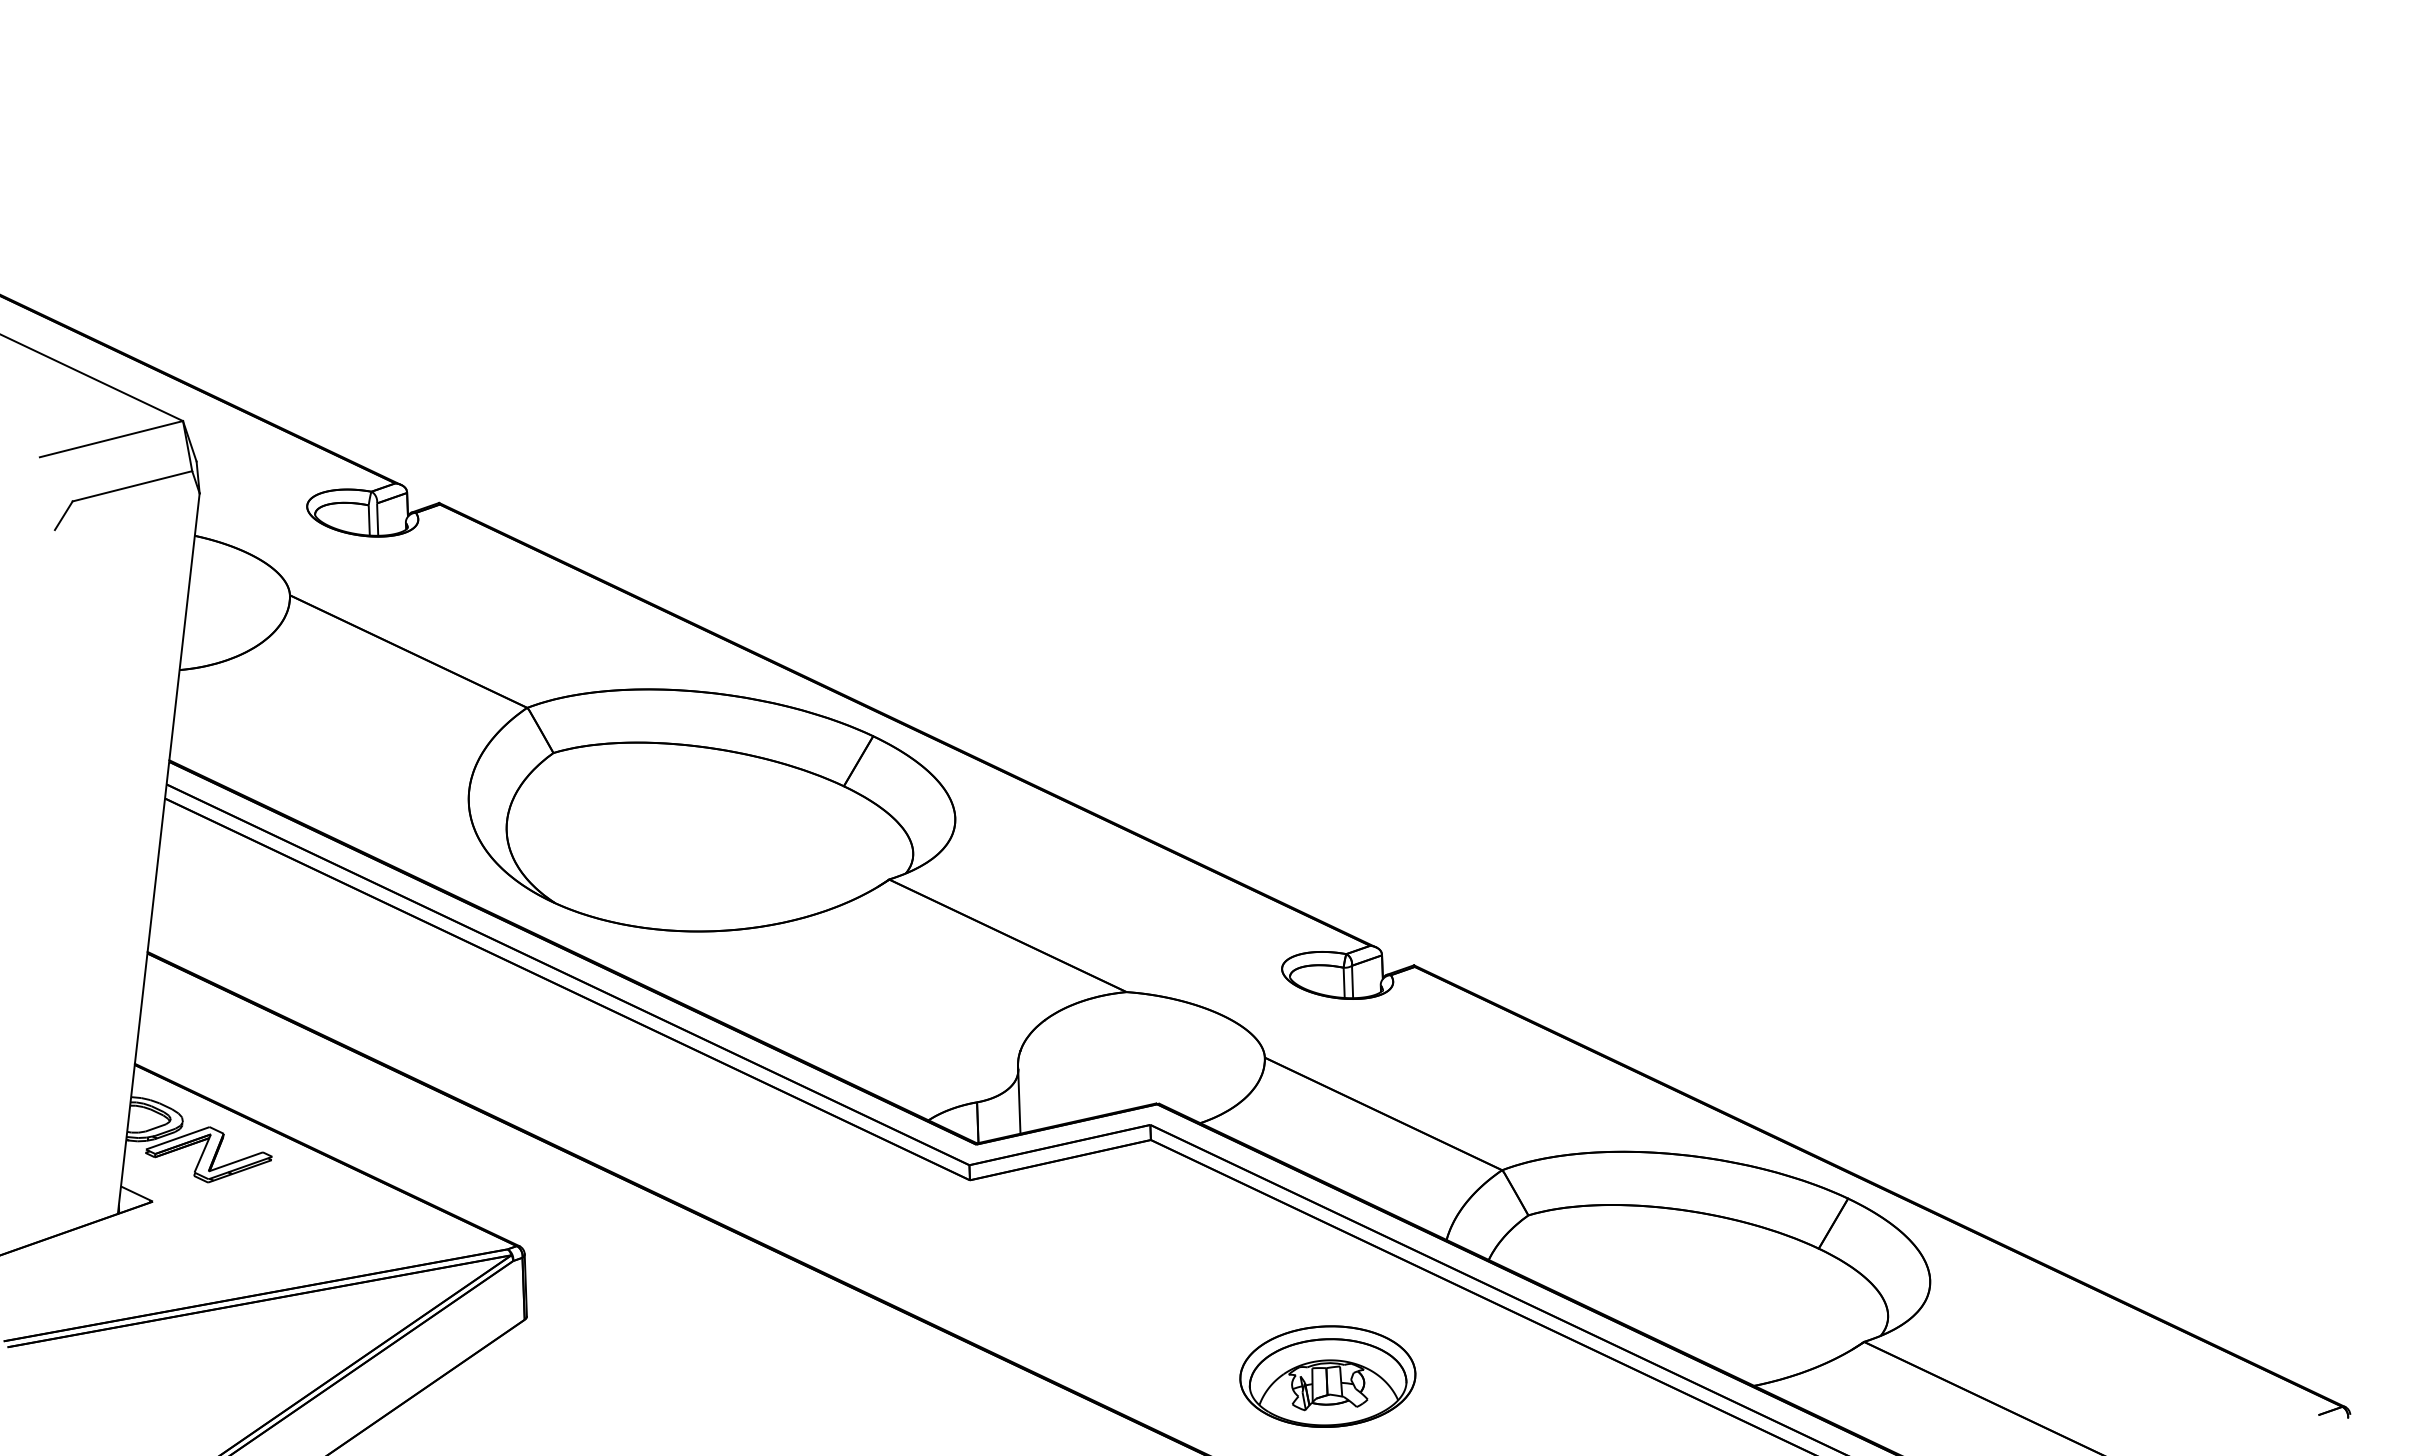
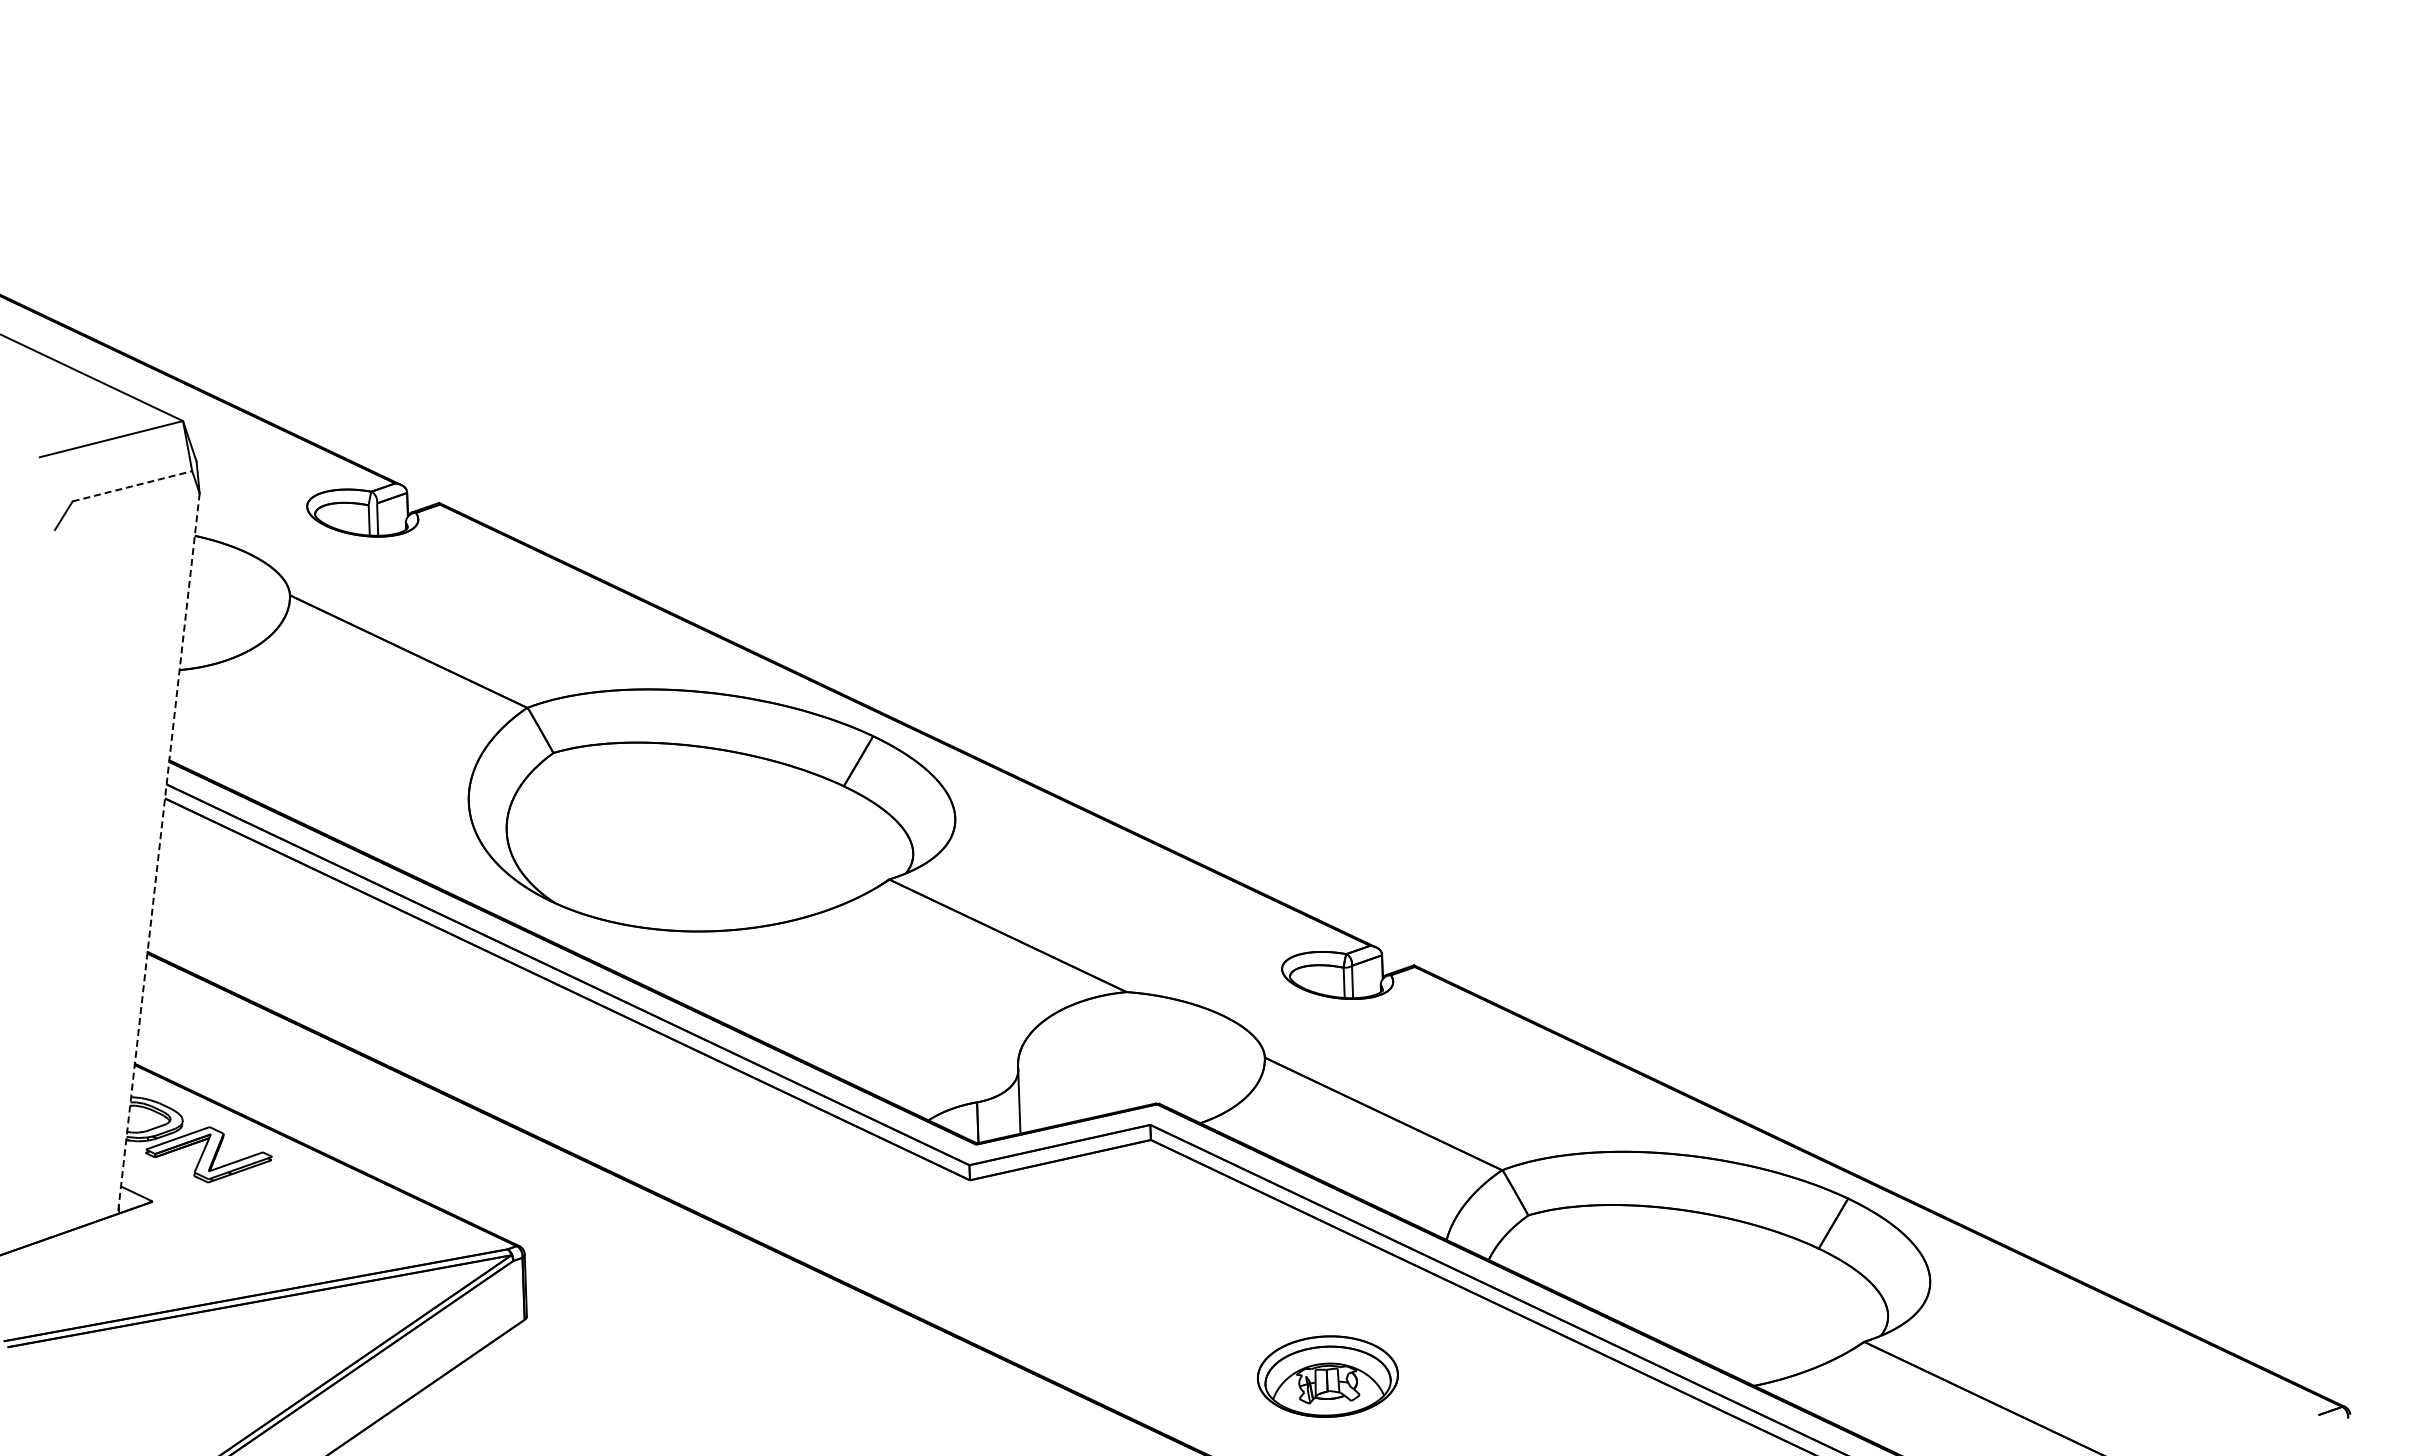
line: solid -> dashed (132, 486)
line: solid -> dashed (158, 853)
part size: 178x103 px -> 142x83 px (1327, 1376)
